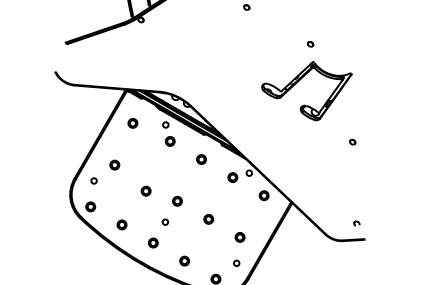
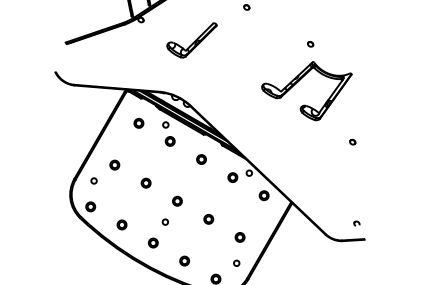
part: none -> present (191, 40)
part position: (132, 123) -> (138, 123) (138, 123)
part position: (145, 190) -> (145, 182) (145, 182)
